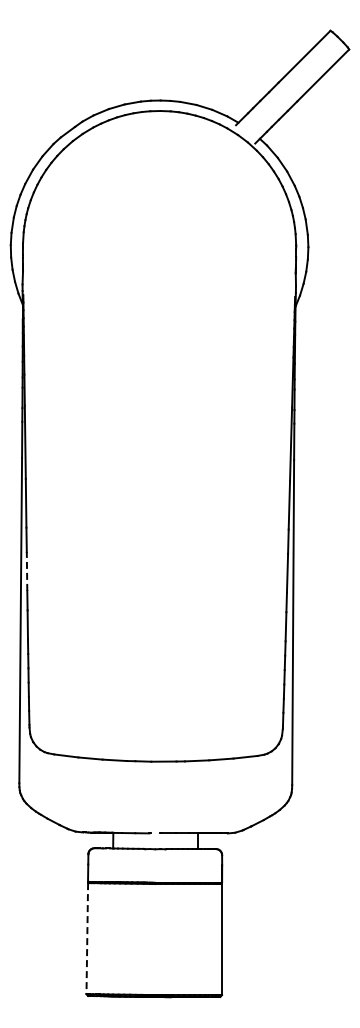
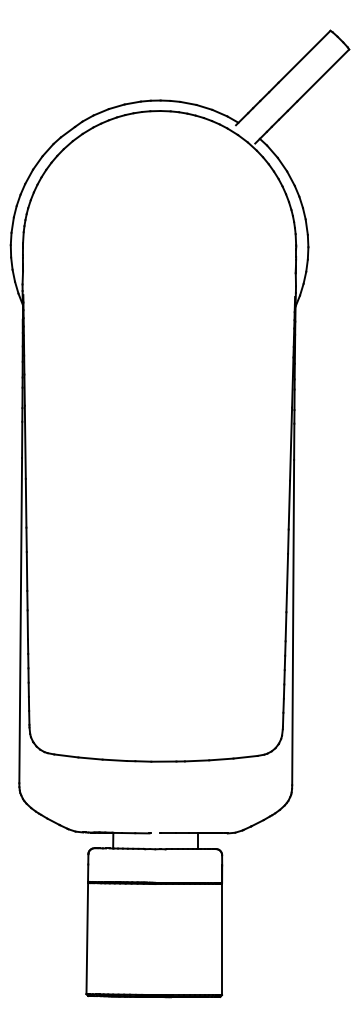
line: dashed -> solid (27, 571)
line: dashed -> solid (87, 939)
